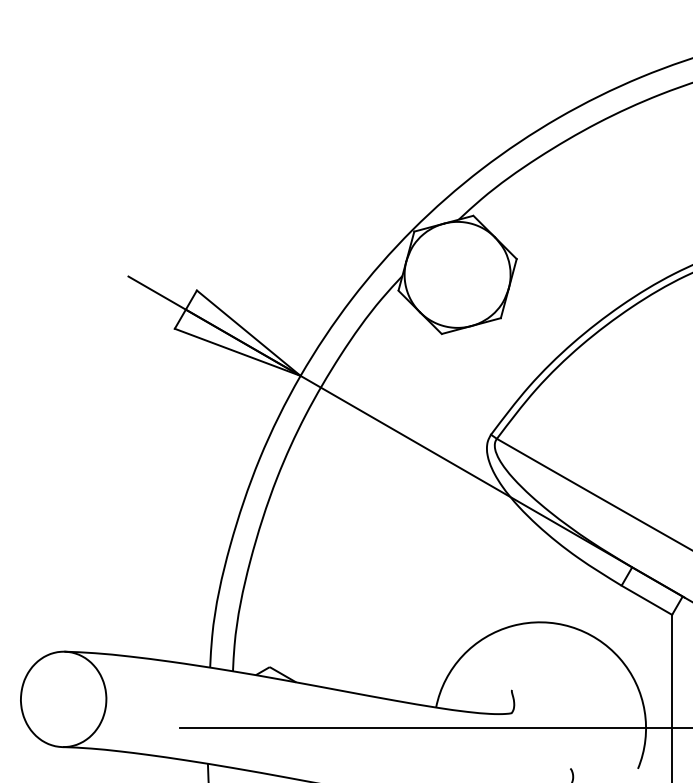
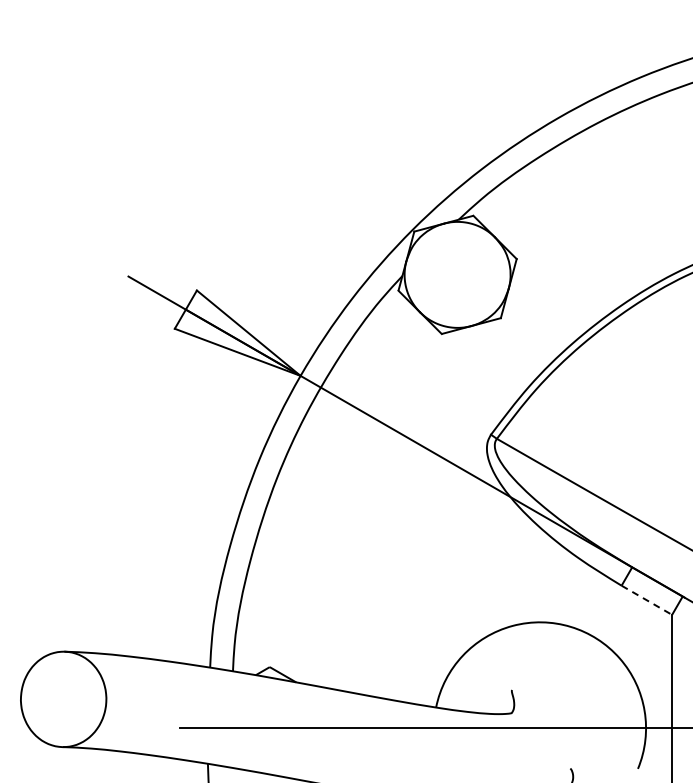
line: solid -> dashed (647, 600)
